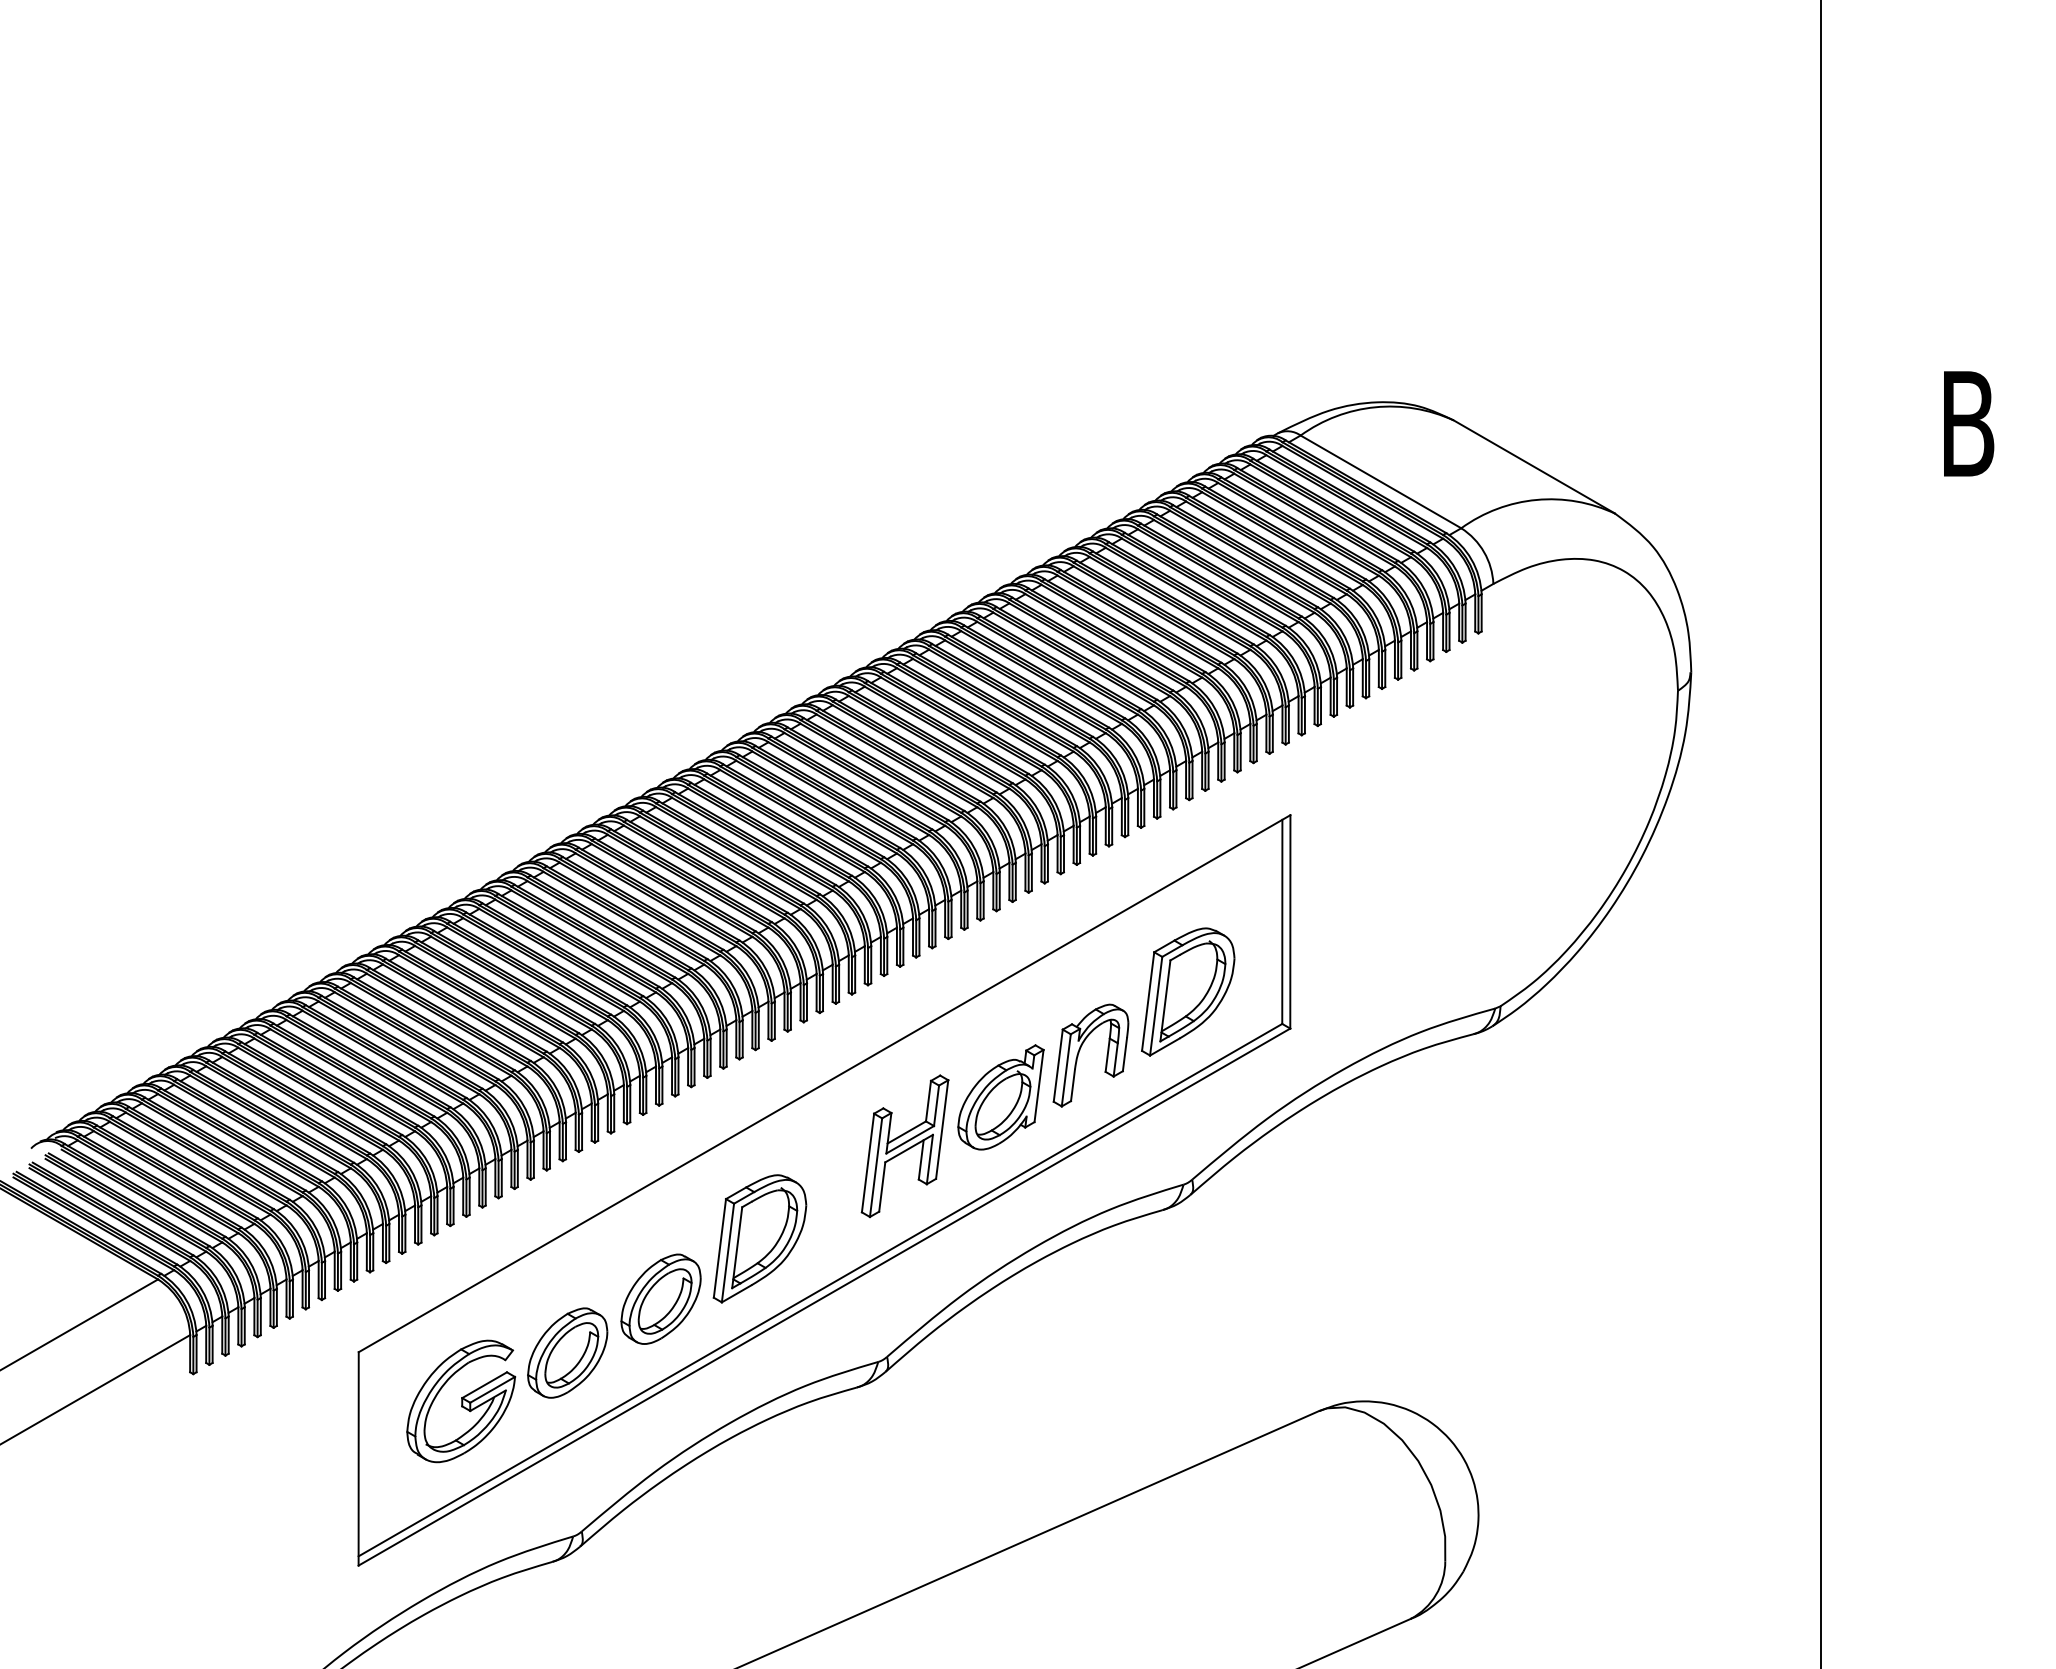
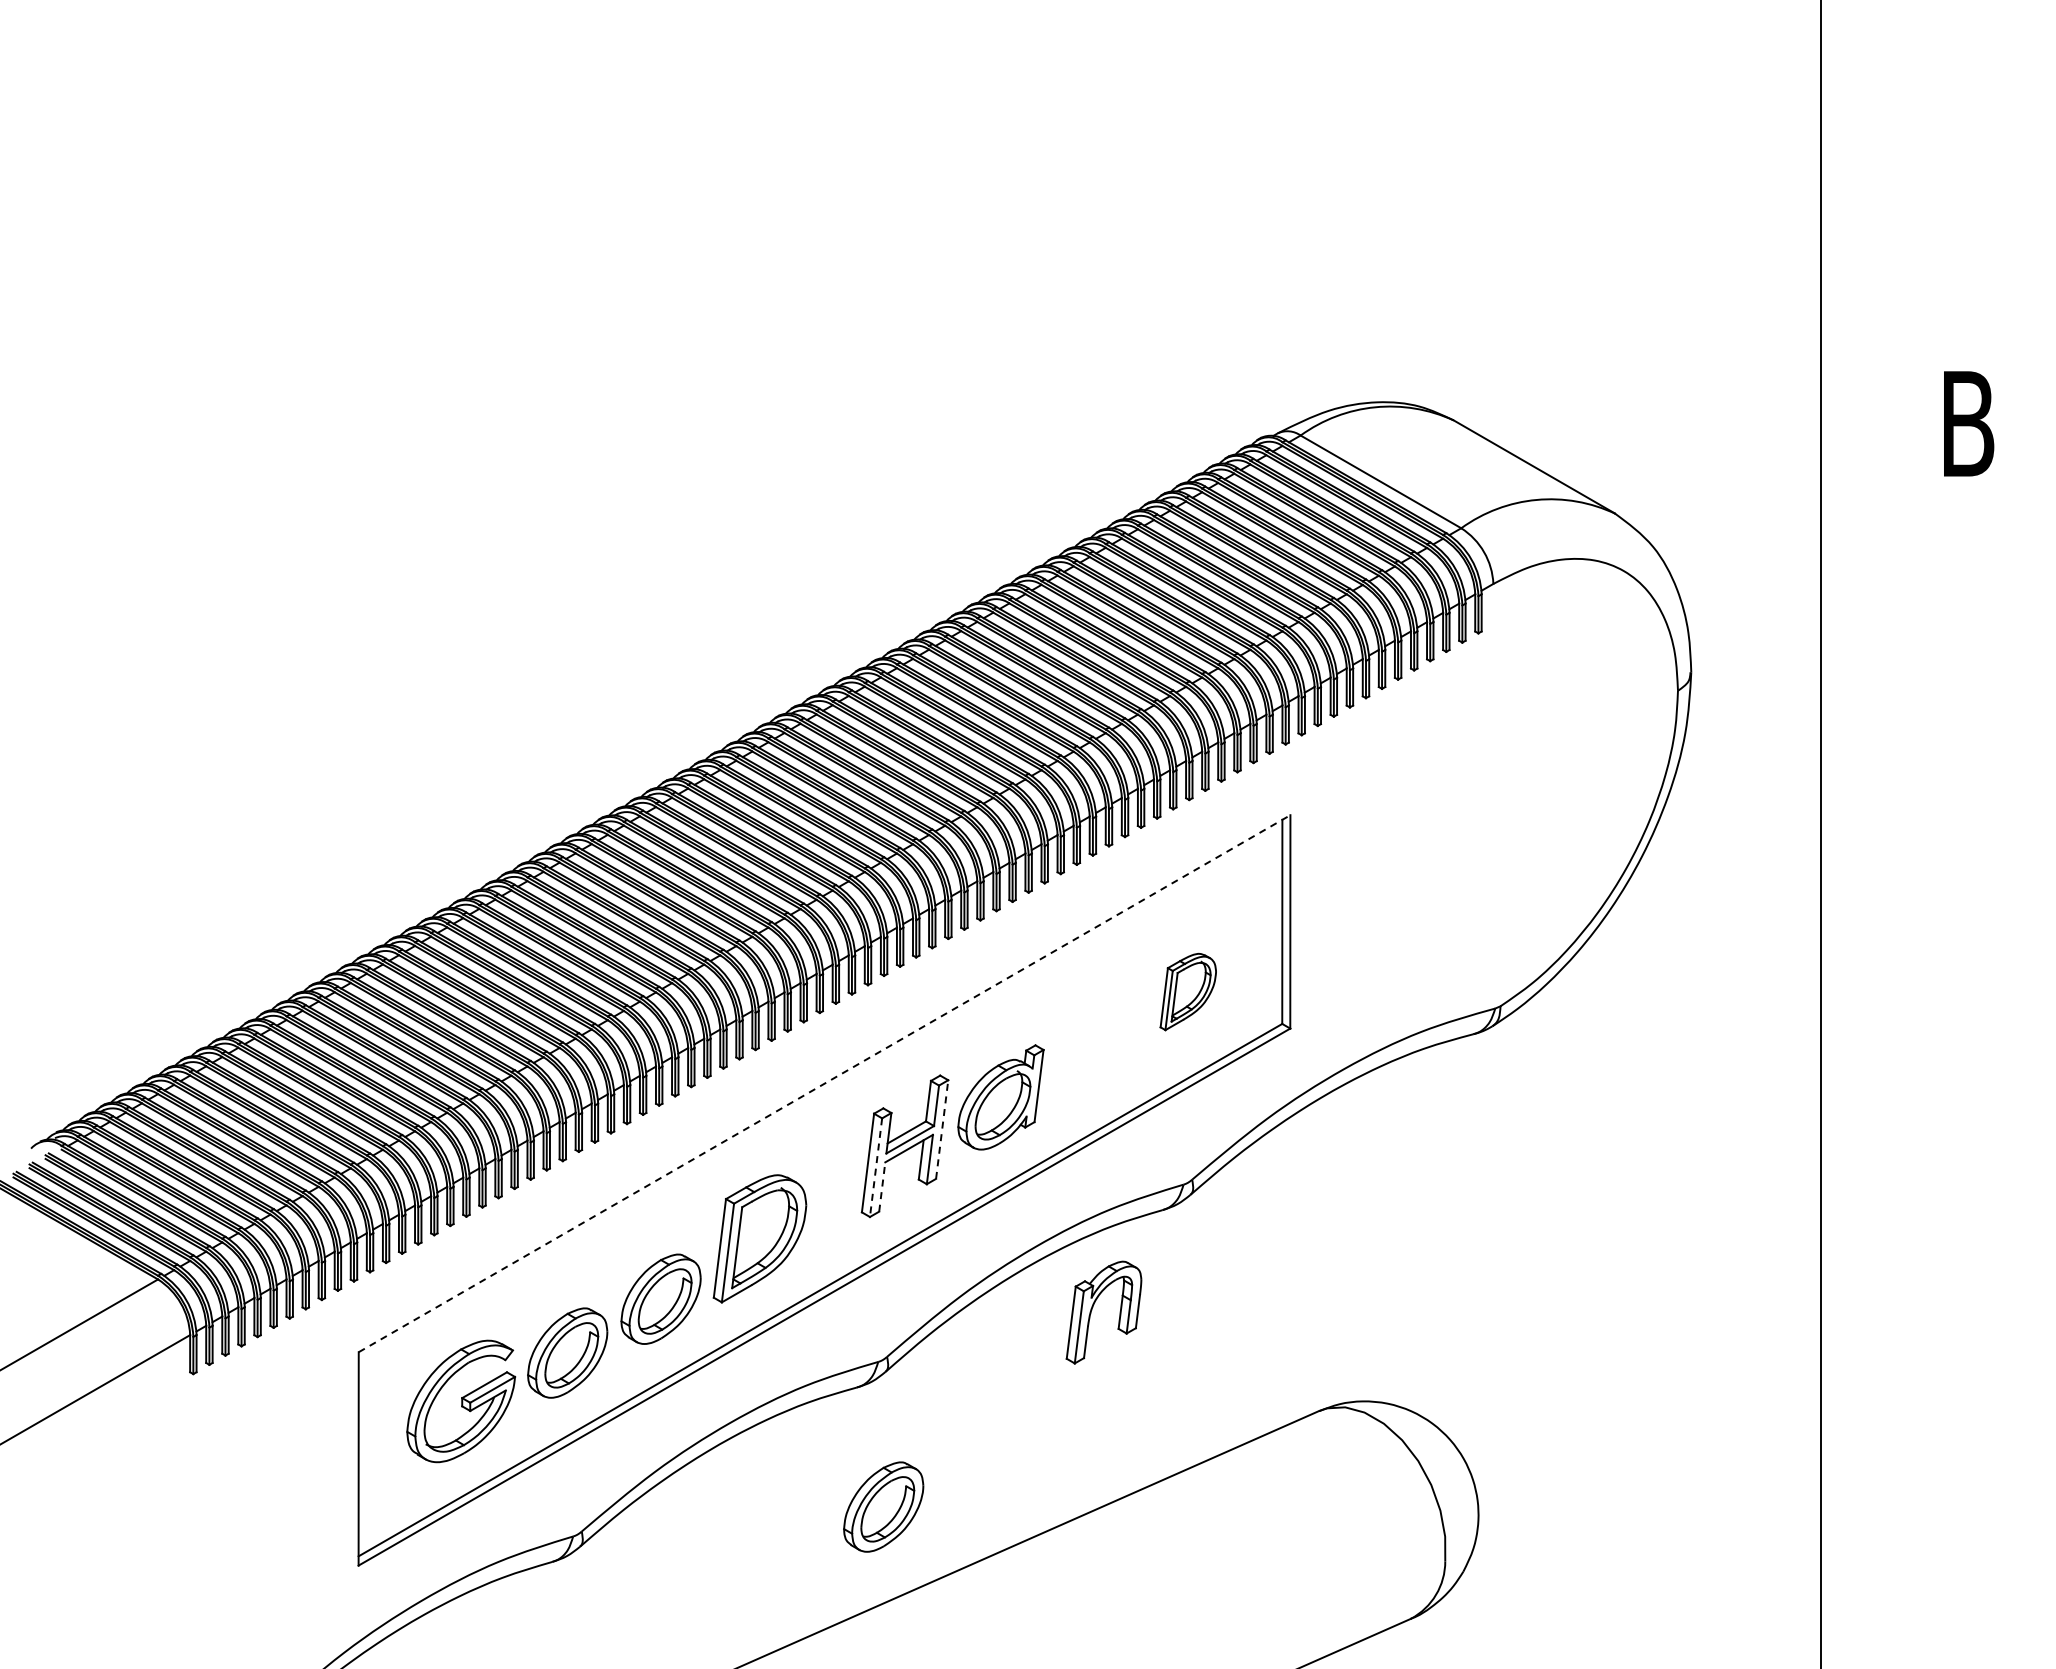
part size: 95x130 px -> 58x80 px (1187, 991)
part position: (1080, 1050) -> (1093, 1307) (1093, 1307)
line: solid -> dashed (824, 1083)
line: solid -> dashed (942, 1129)
line: solid -> dashed (876, 1167)
line: solid -> dashed (882, 1187)
part: none -> present (883, 1506)
